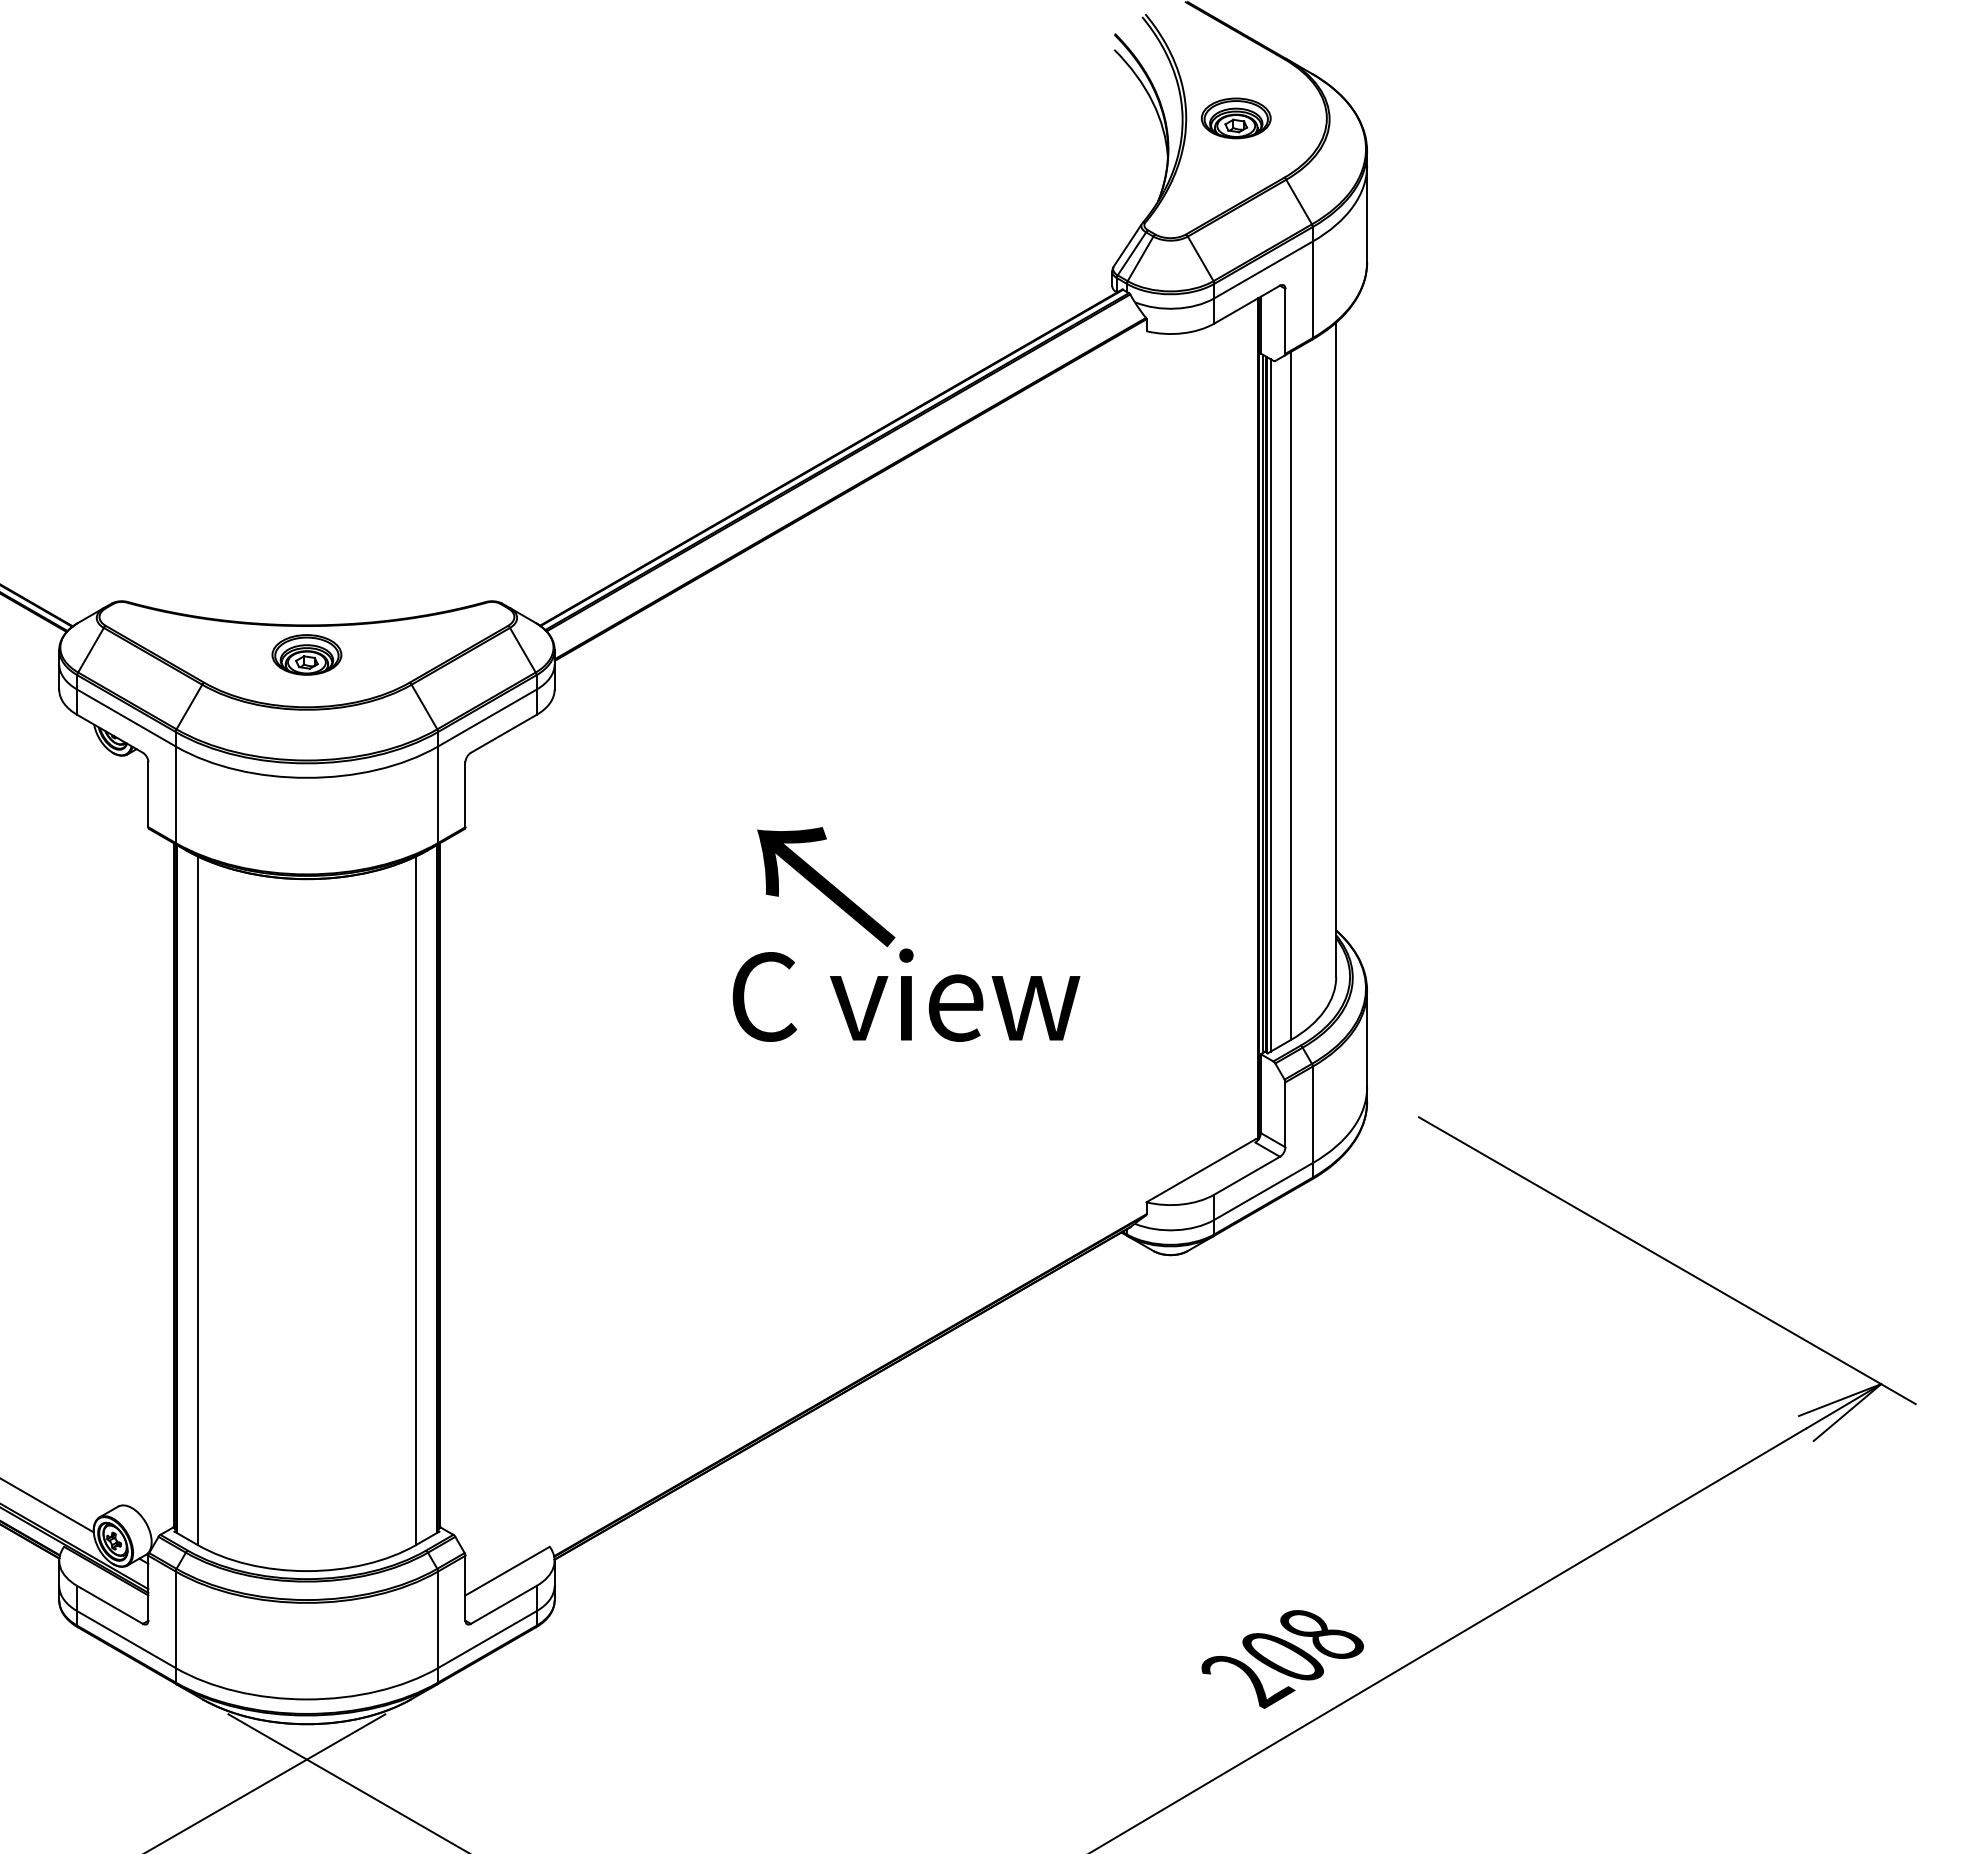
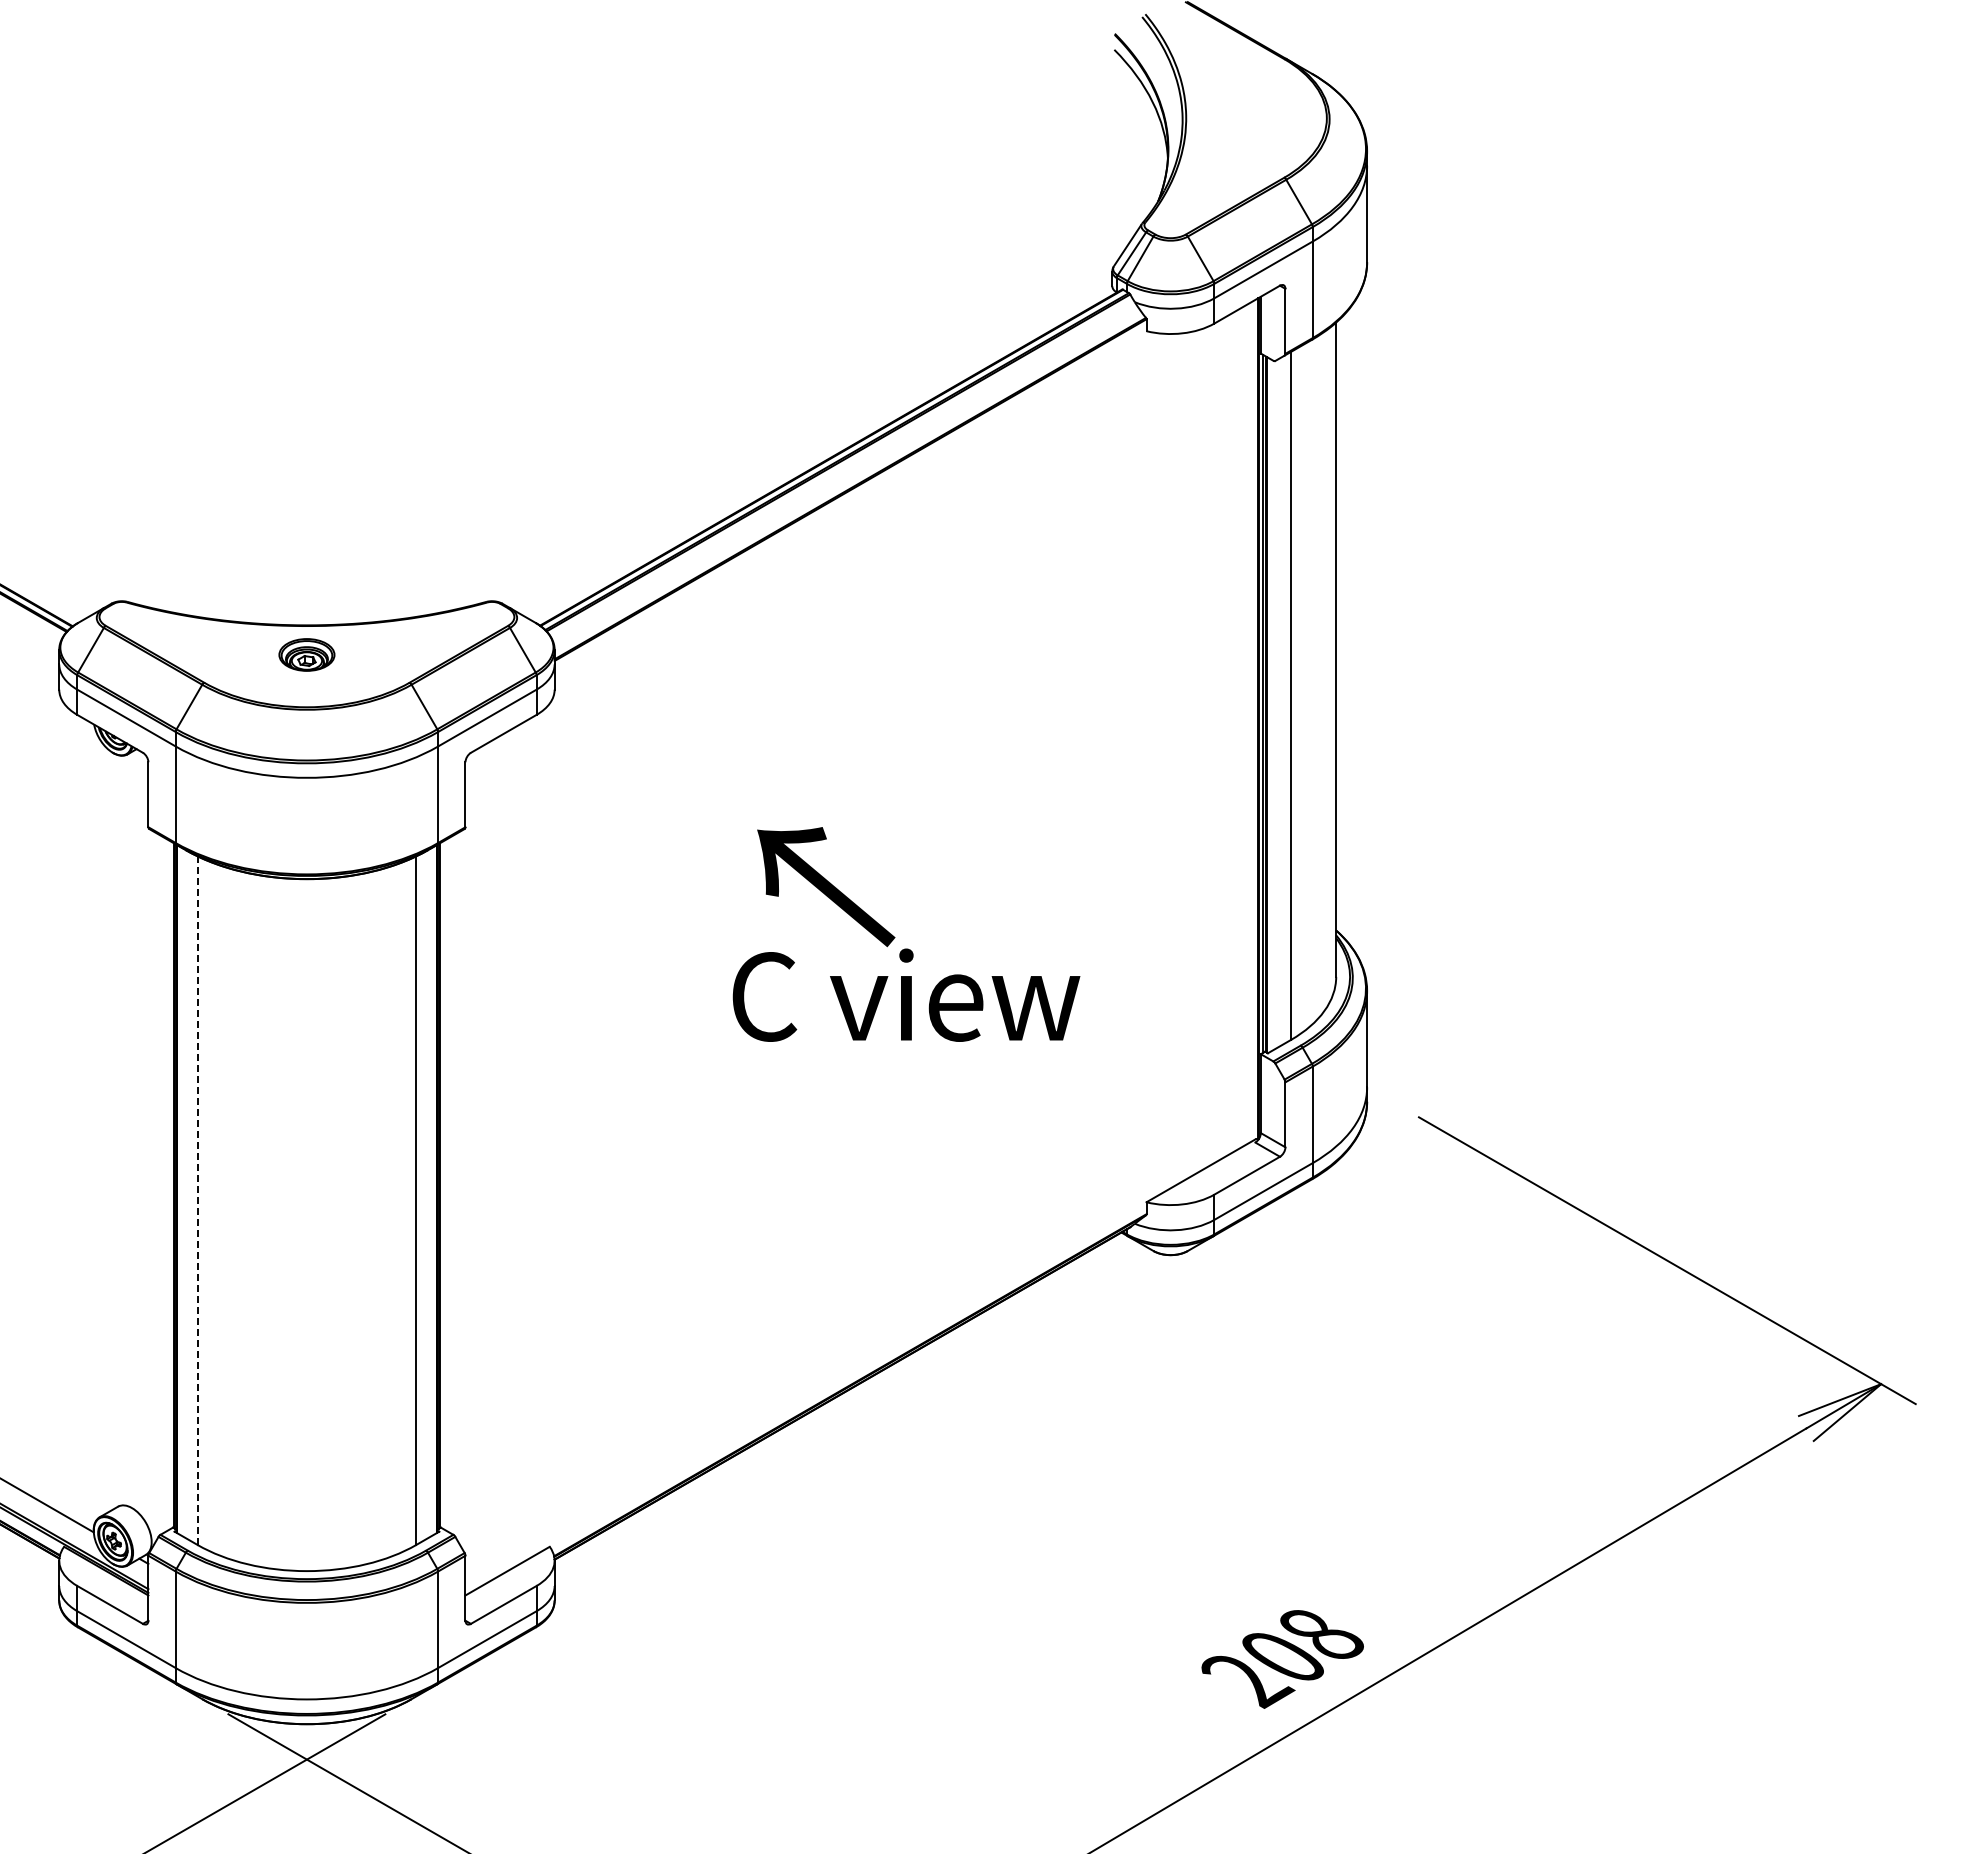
part: present -> none (1235, 118)
part size: 72x42 px -> 58x34 px (306, 654)
line: present -> none (1270, 705)
line: solid -> dashed (197, 1201)
